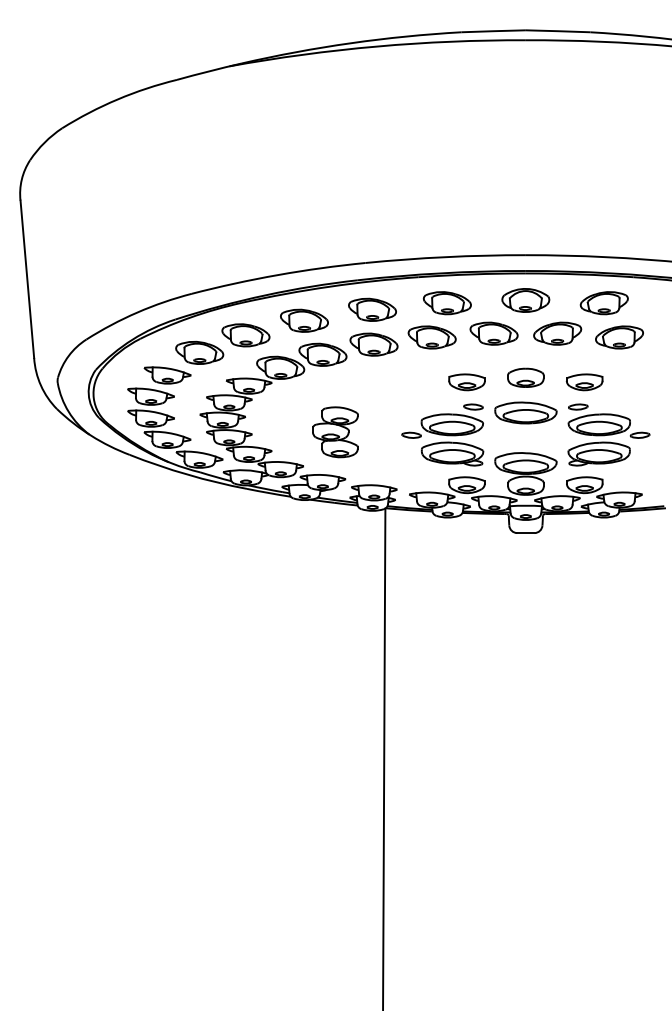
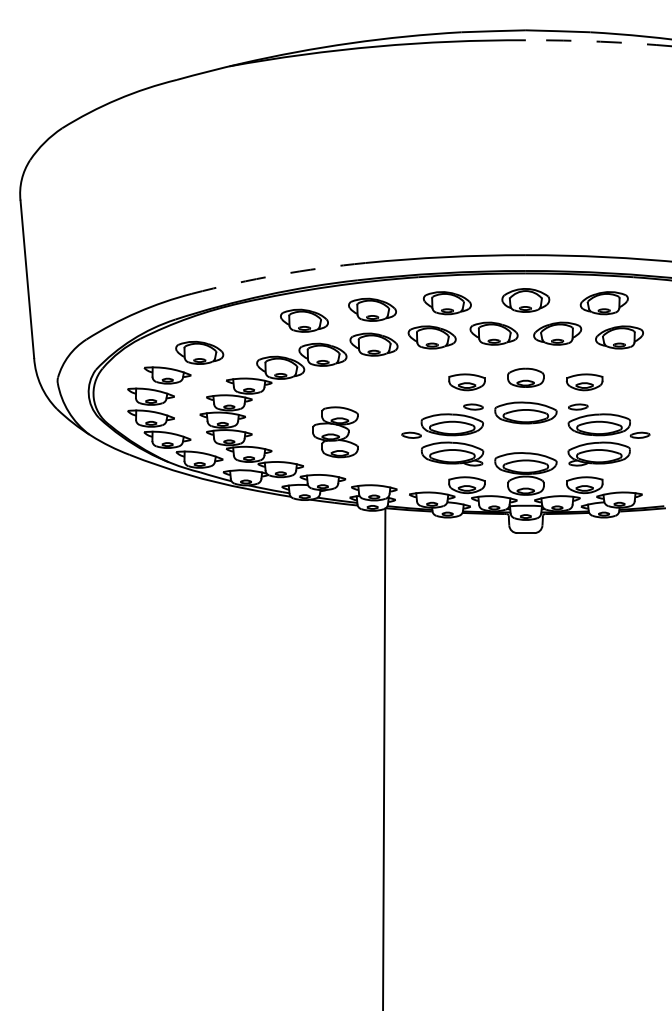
arc: solid -> dashed (599, 41)
arc: solid -> dashed (278, 275)
part: present -> none (245, 335)
